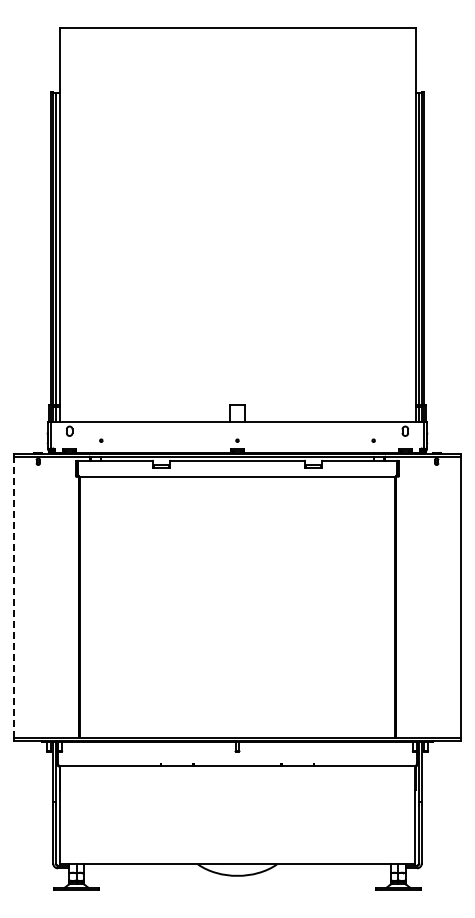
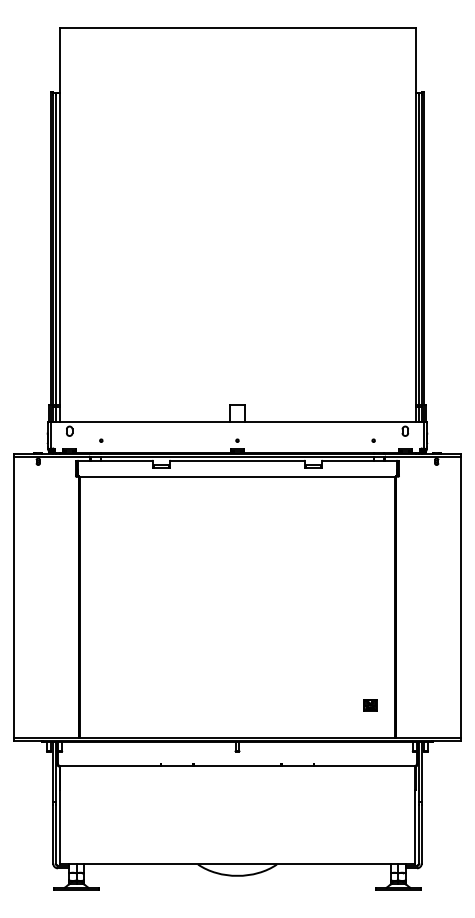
line: dashed -> solid (14, 597)
part: none -> present (370, 705)
